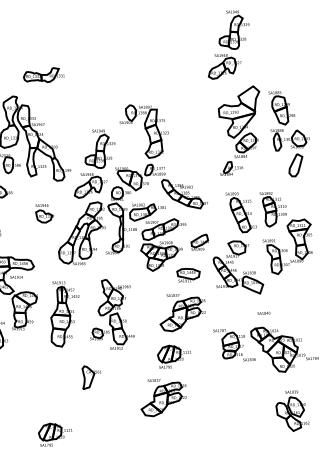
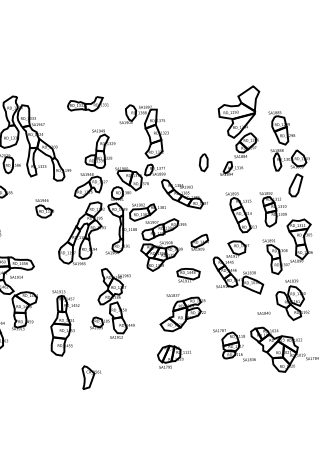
part: present -> none (228, 44)
part position: (43, 75) -> (87, 104) (87, 104)
part position: (288, 134) -> (288, 154) (288, 154)
part: none -> present (203, 162)
part position: (44, 213) -> (44, 208) (44, 208)
part position: (64, 314) -> (64, 323) (64, 323)
part position: (112, 314) -> (112, 303) (112, 303)
part: present -> none (163, 398)
part position: (292, 410) -> (292, 299) (292, 299)
part: present -> none (55, 434)
